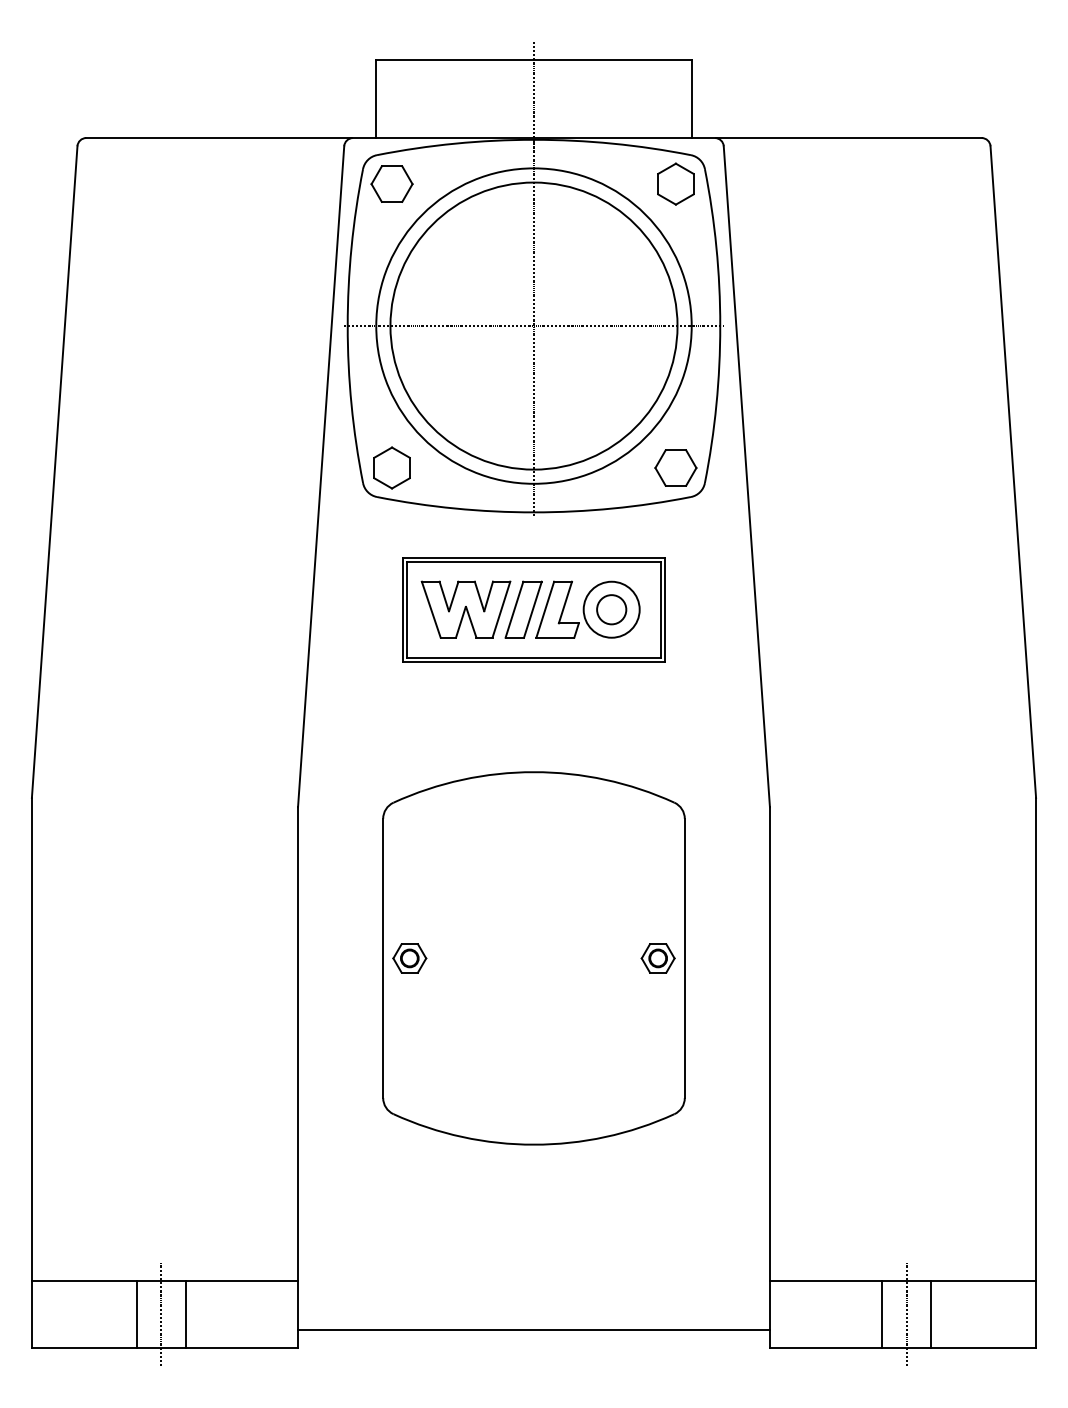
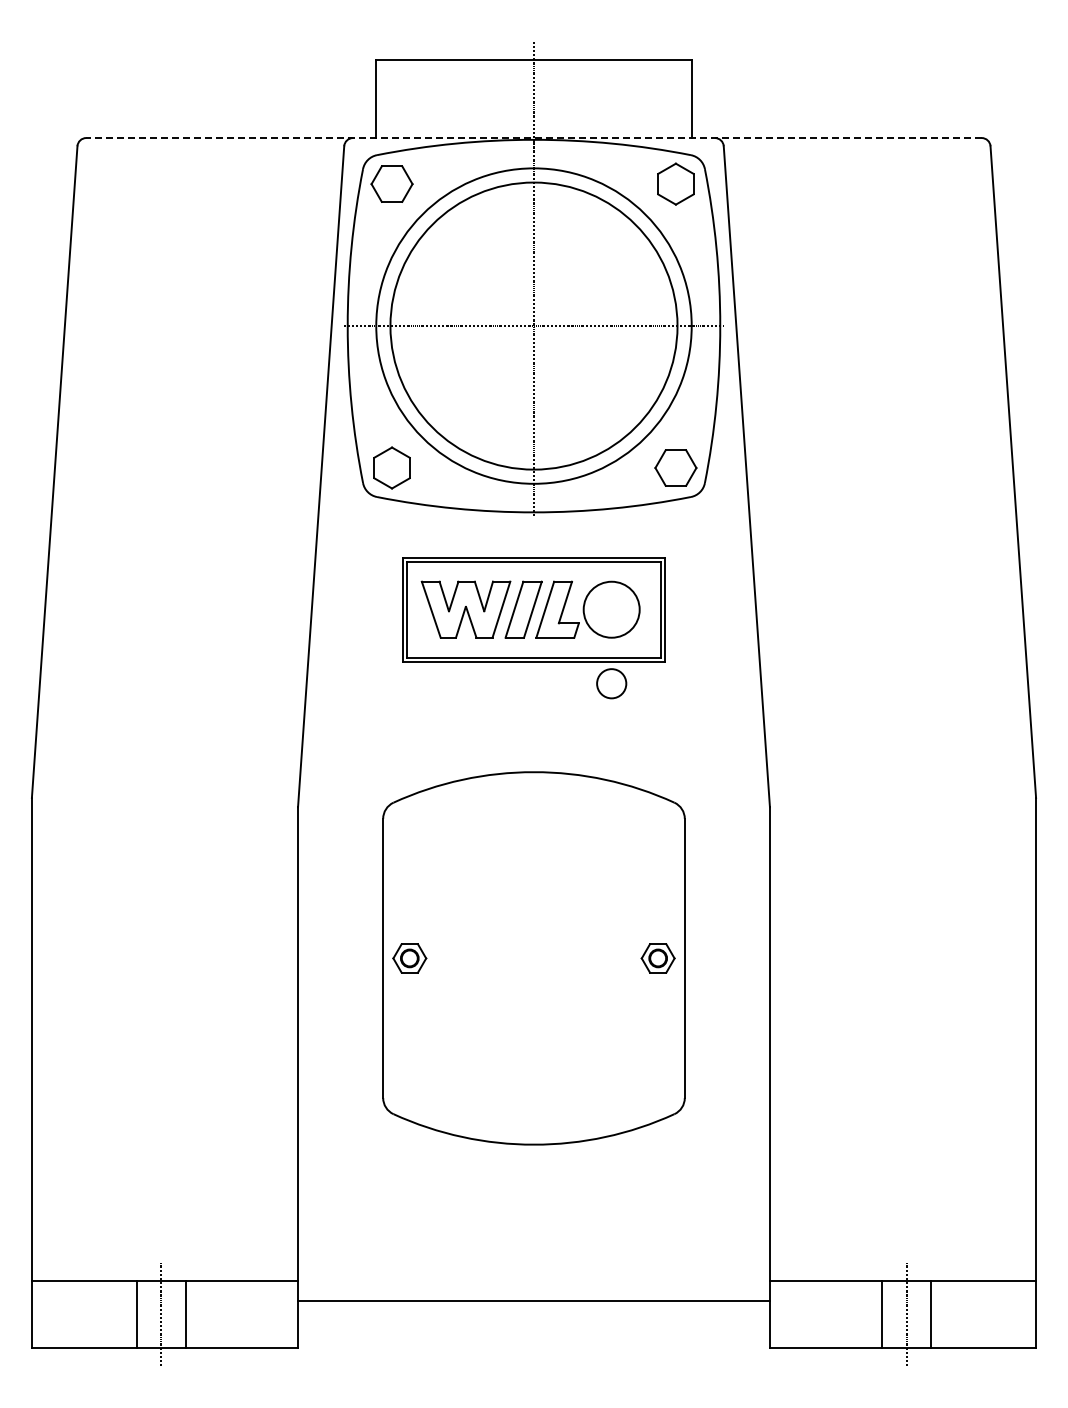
line: solid -> dashed (534, 138)
circle position: (611, 609) -> (611, 683) (611, 683)
line position: (533, 1330) -> (533, 1301) (533, 1301)
